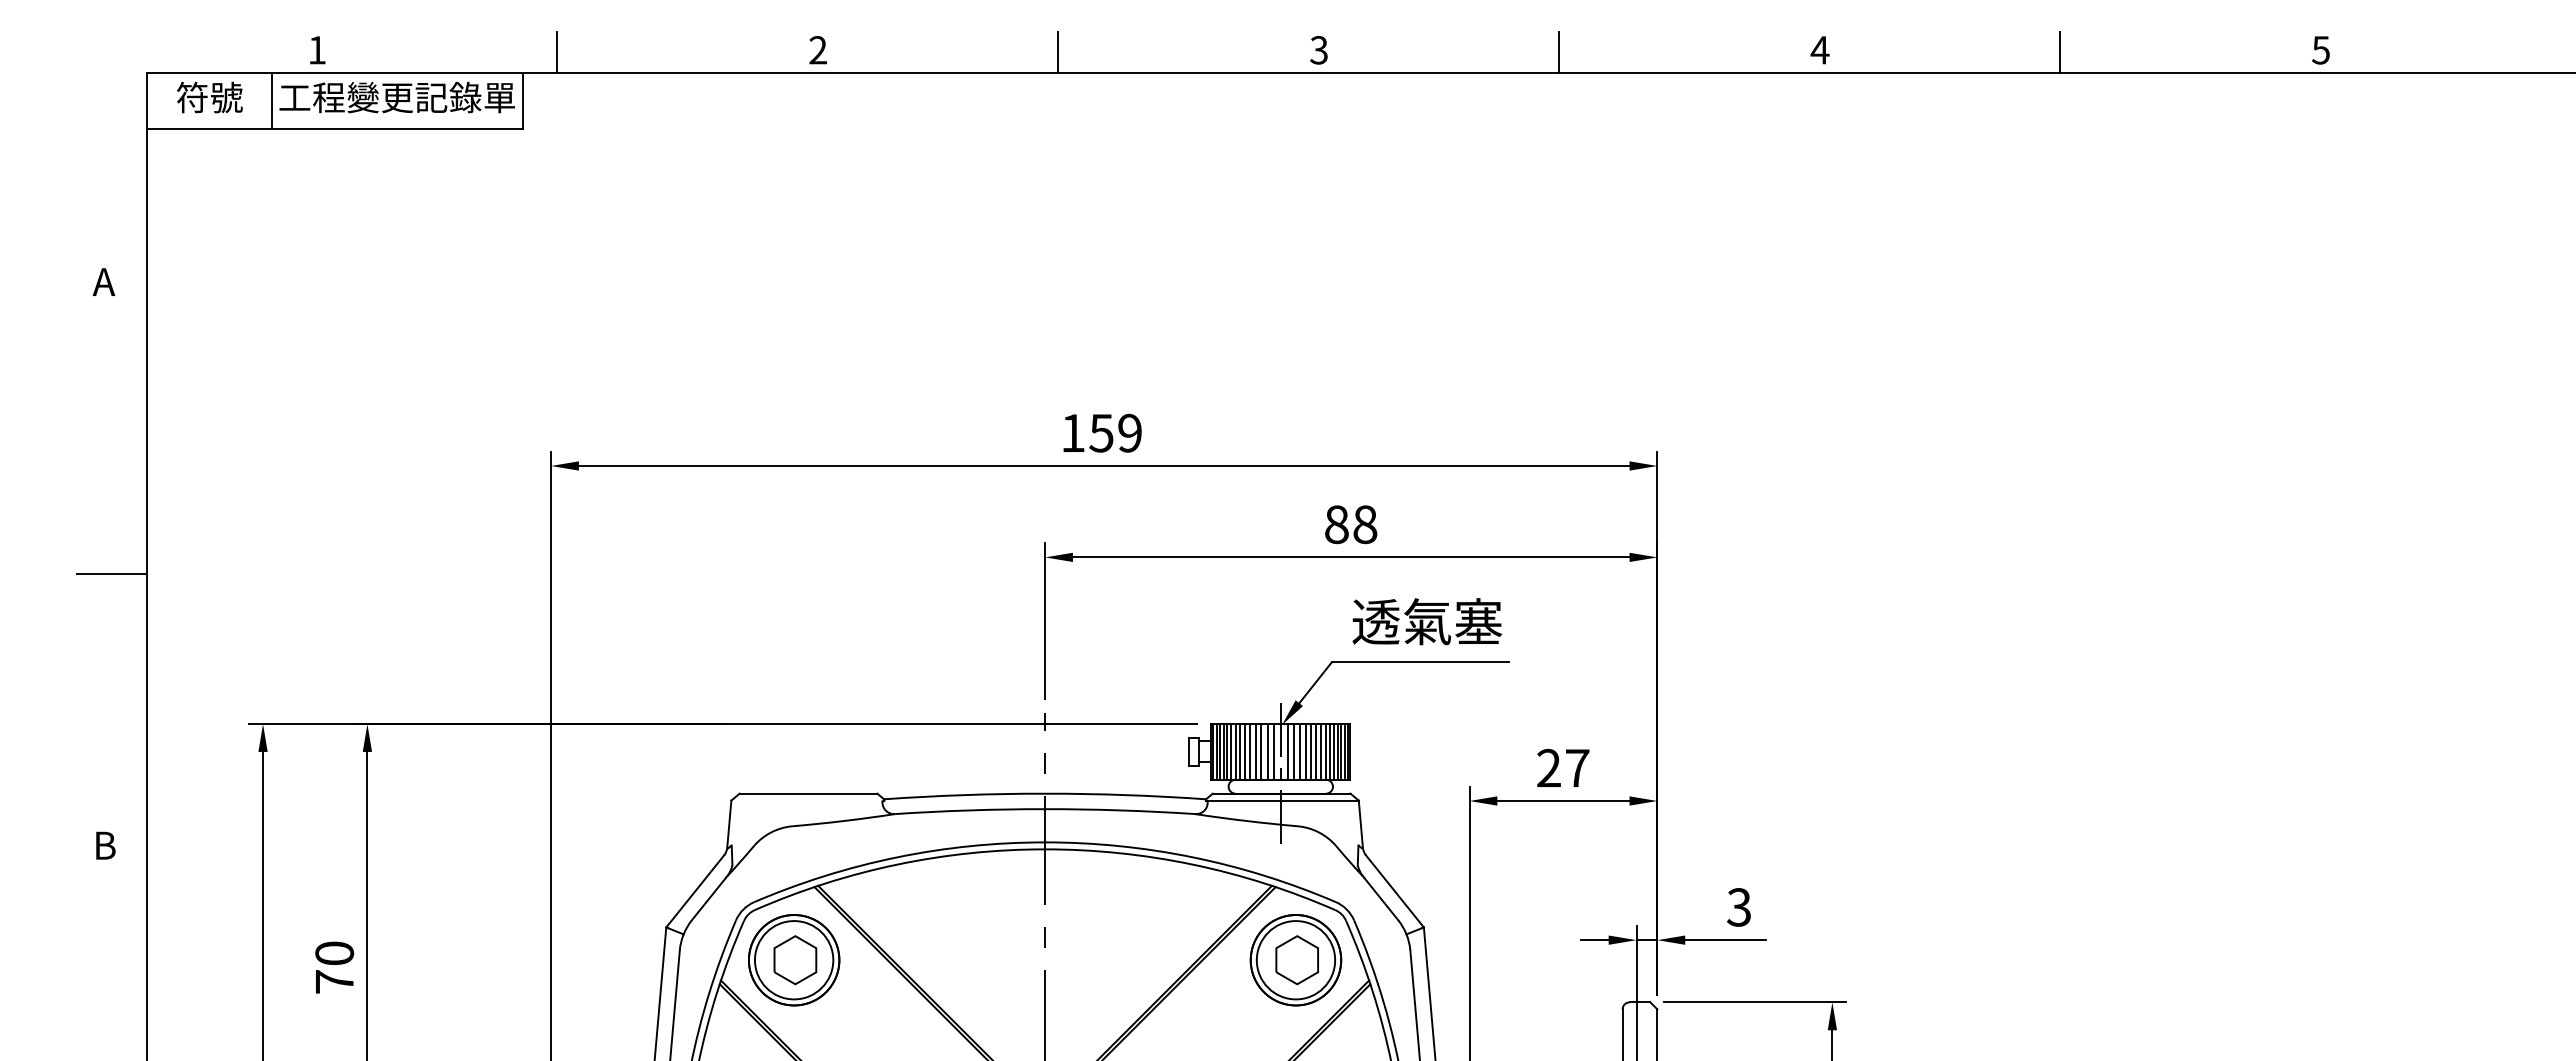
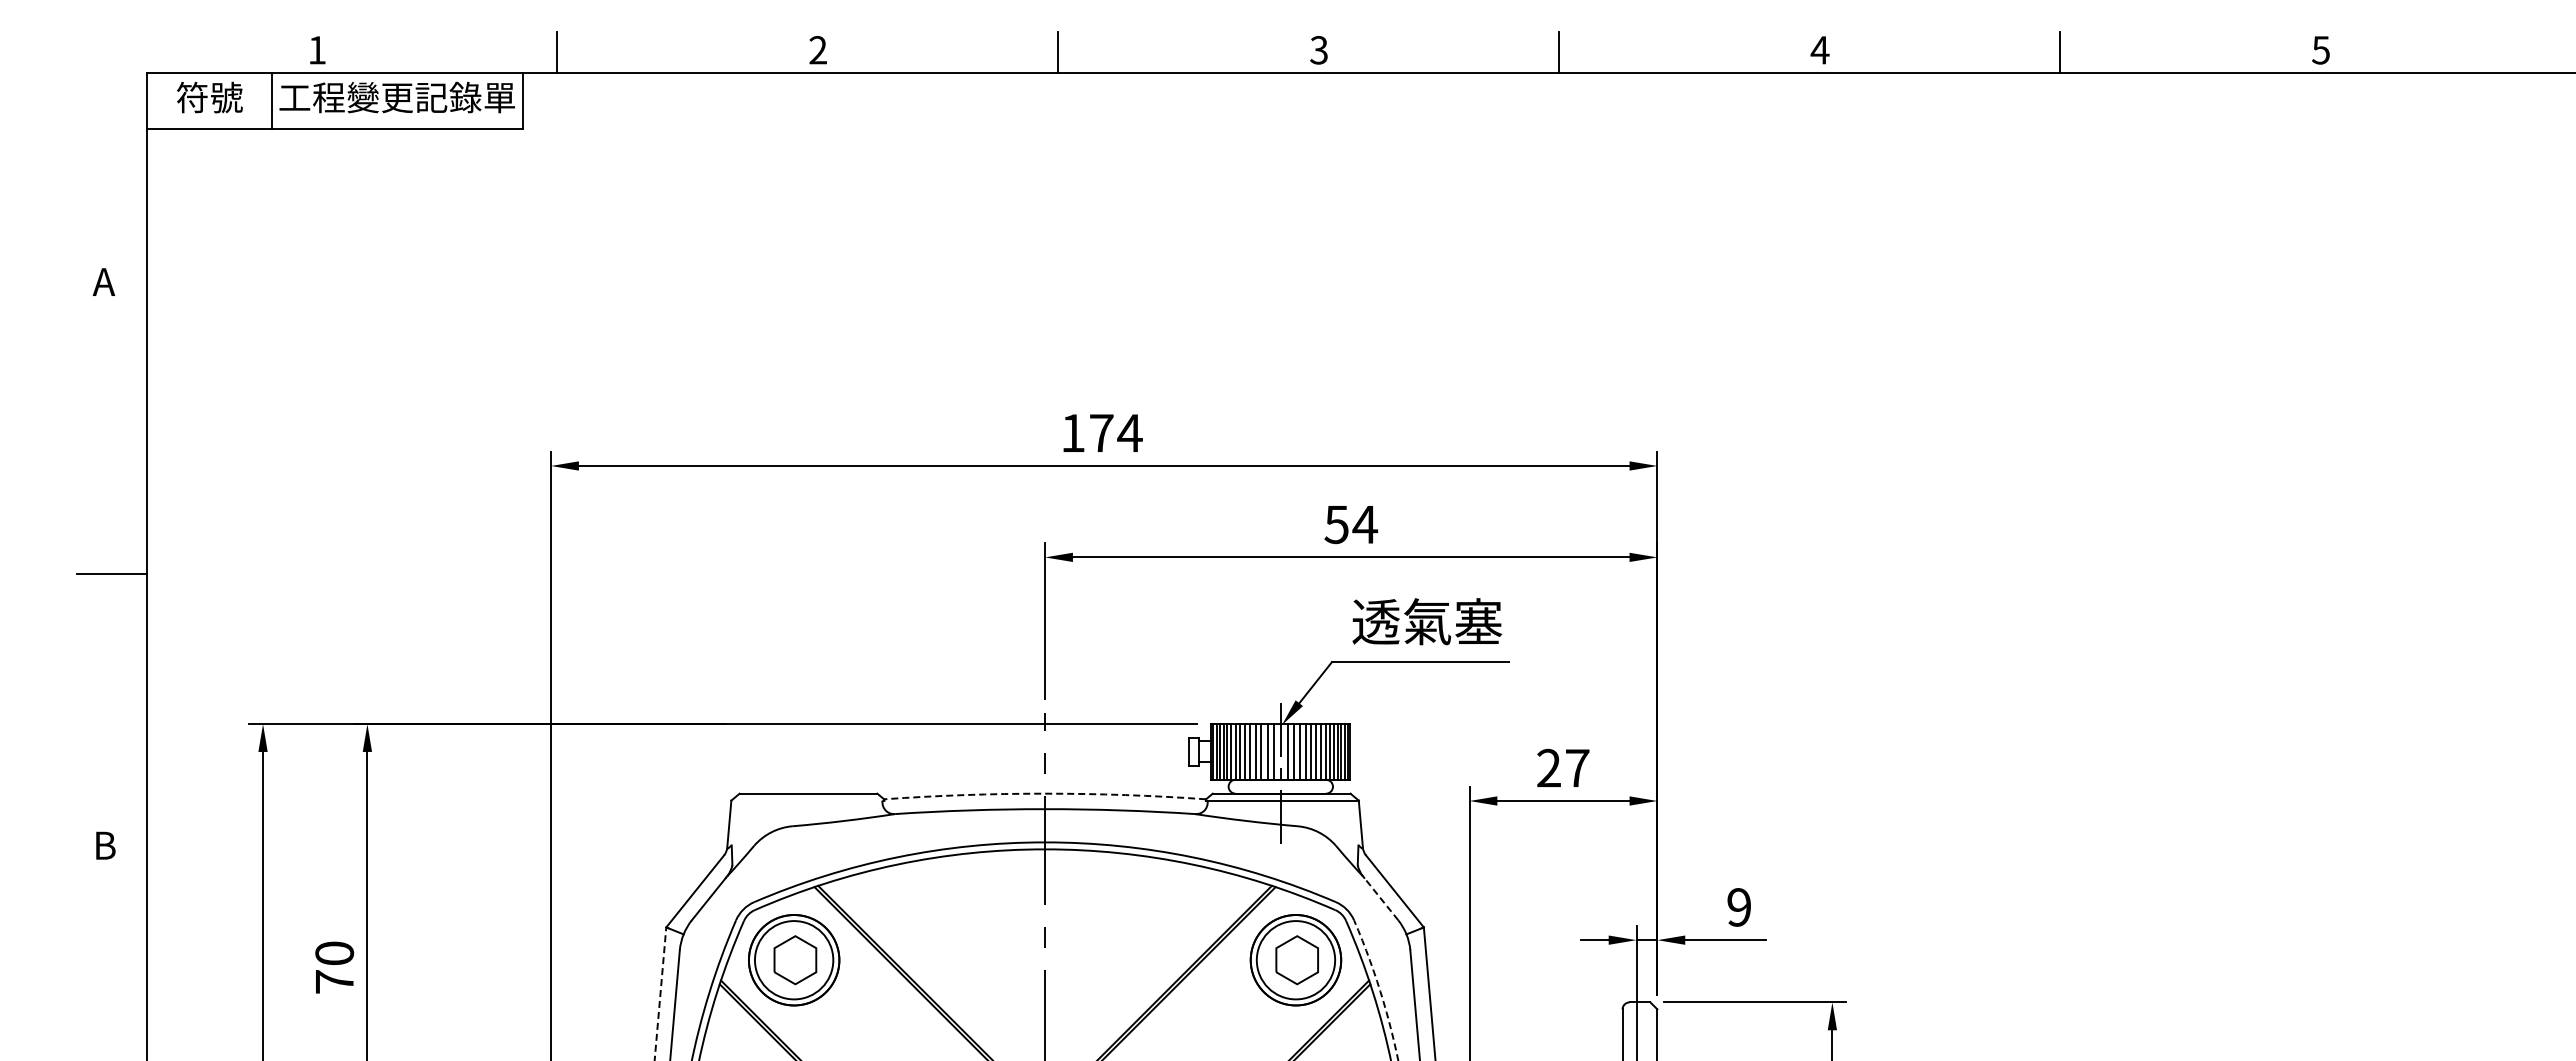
text: 159 -> 174 (1115, 432)
text: 88 -> 54 (1351, 524)
arc: solid -> dashed (1045, 793)
line: solid -> dashed (1380, 898)
text: 3 -> 9 (1738, 907)
arc: solid -> dashed (1379, 989)
line: solid -> dashed (660, 994)
